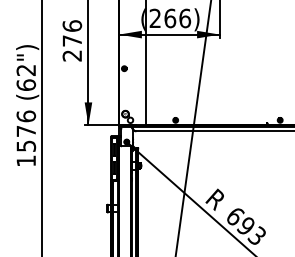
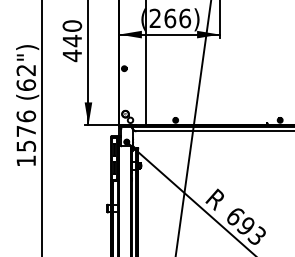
text: 276 -> 440 (71, 41)
